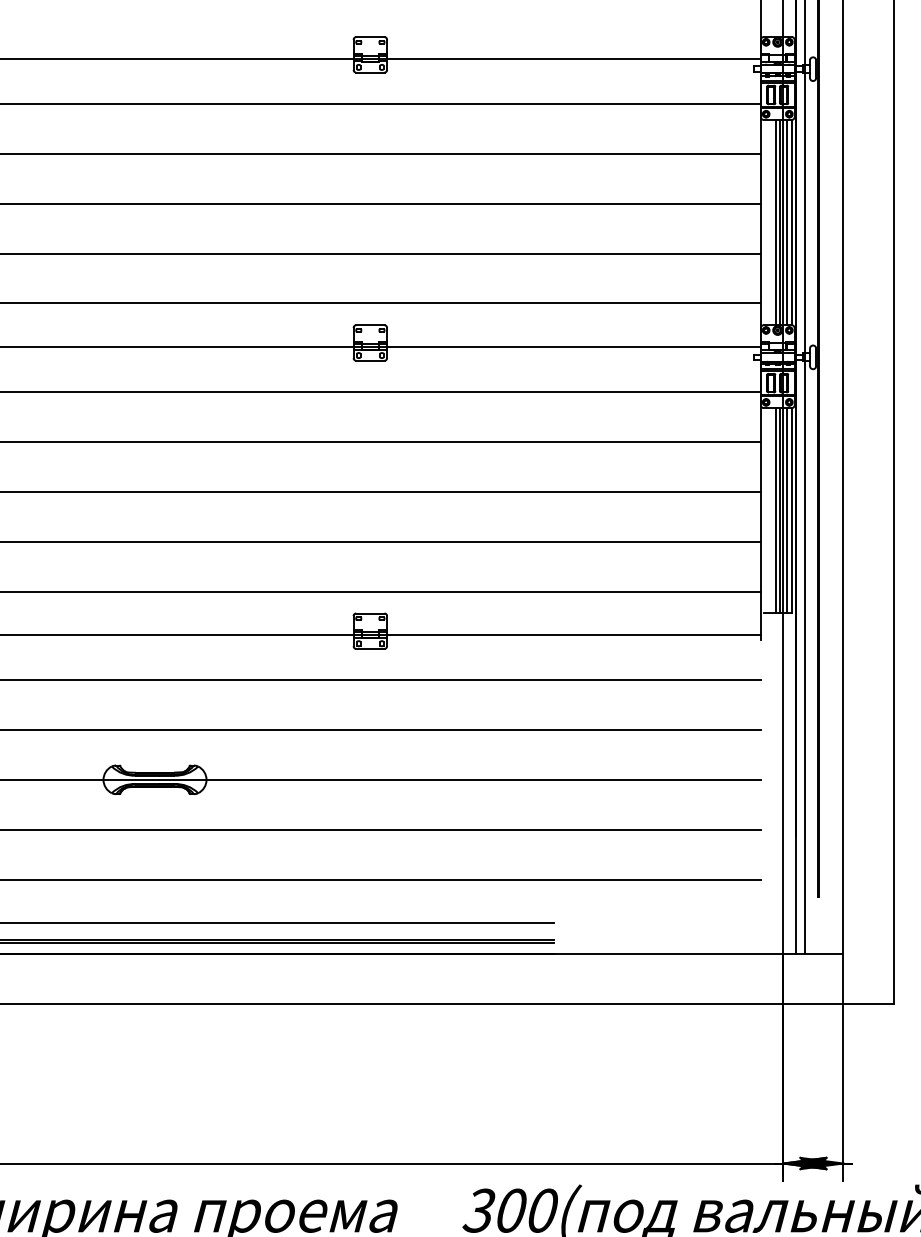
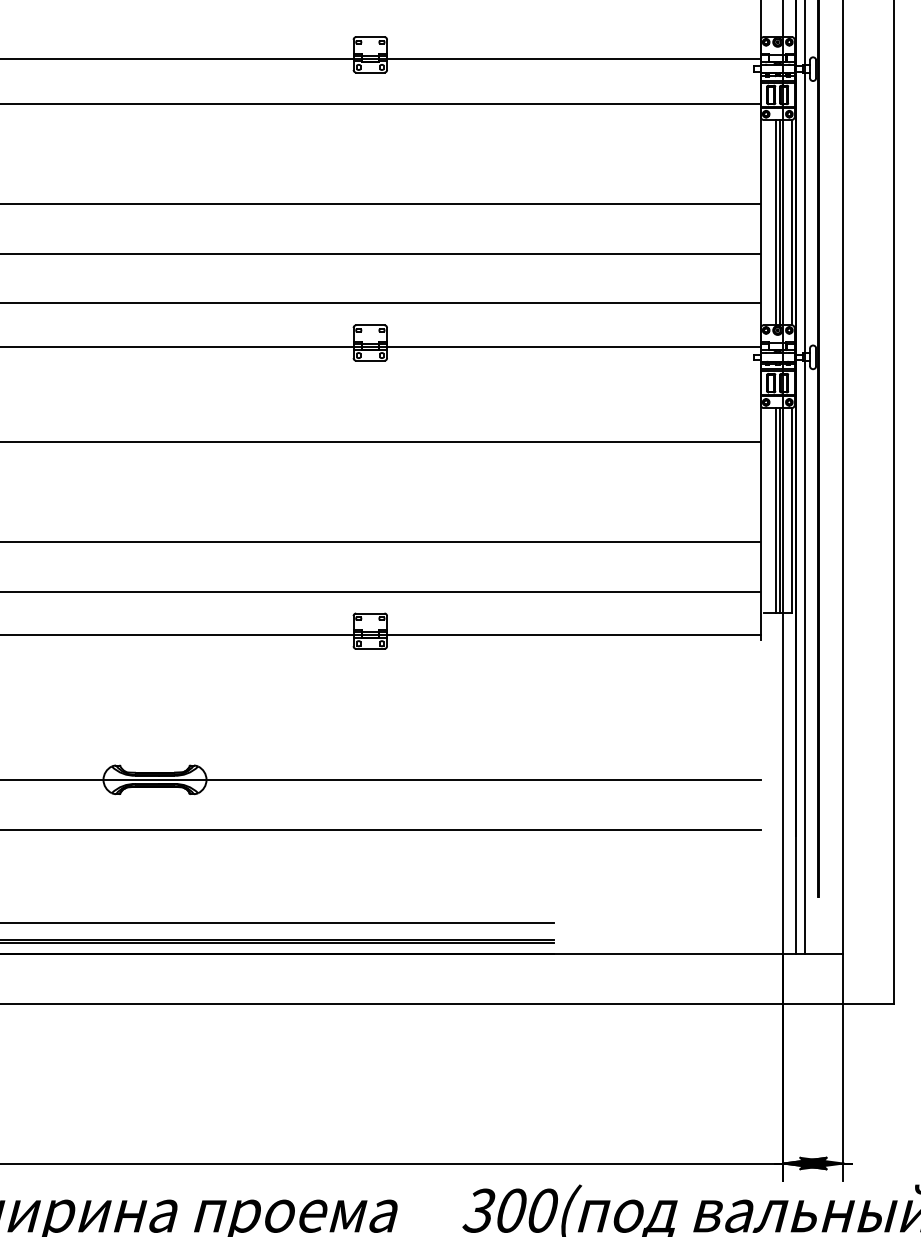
line: present -> none (381, 153)
line: present -> none (787, 222)
line: present -> none (381, 392)
line: present -> none (381, 491)
line: present -> none (787, 510)
line: present -> none (381, 680)
line: present -> none (381, 730)
line: present -> none (381, 879)
